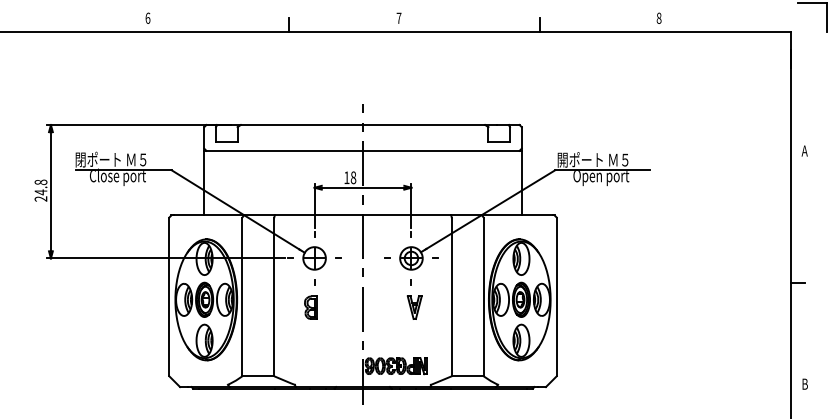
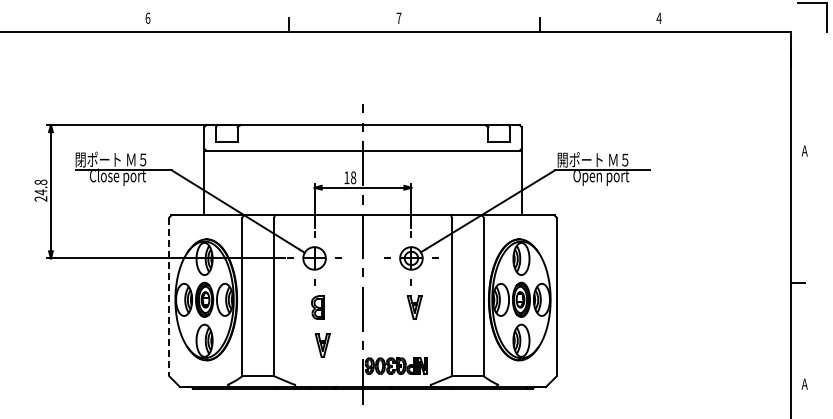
text: 8 -> 4 (658, 17)
line: solid -> dashed (169, 297)
part position: (310, 307) -> (317, 307) (317, 307)
part: none -> present (322, 345)
text: B -> A (804, 383)
